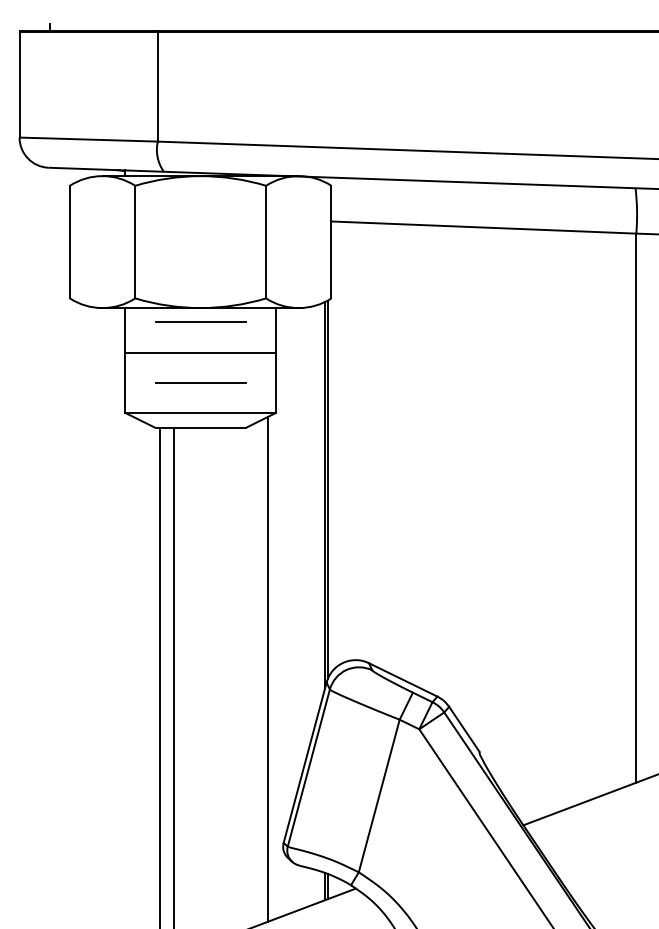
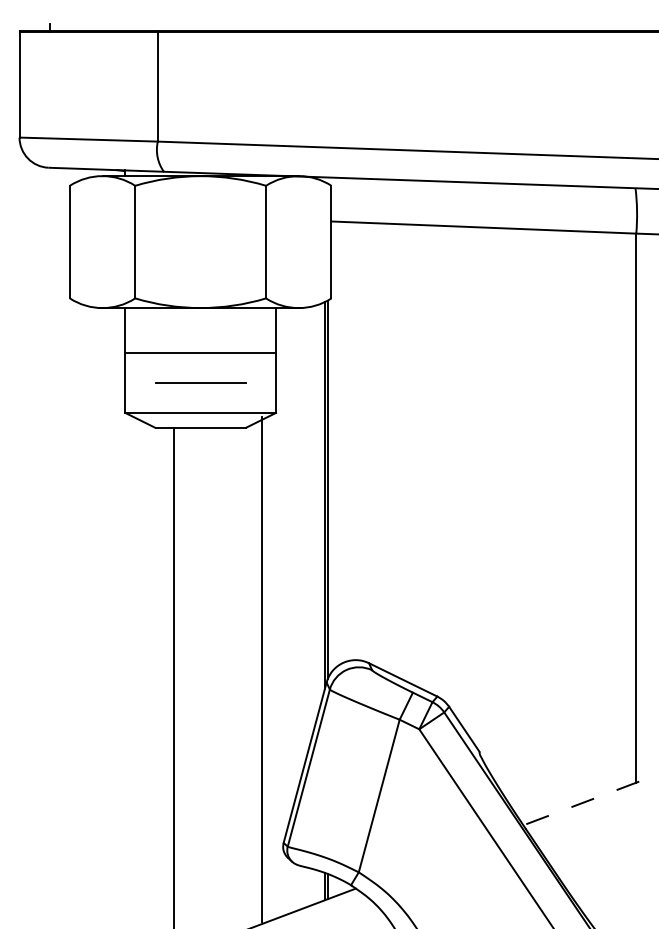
line: present -> none (200, 322)
line position: (267, 669) -> (261, 669) (261, 669)
line: present -> none (159, 676)
line: solid -> dashed (590, 799)
